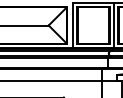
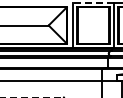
line: solid -> dashed (92, 2)
line: solid -> dashed (32, 97)
